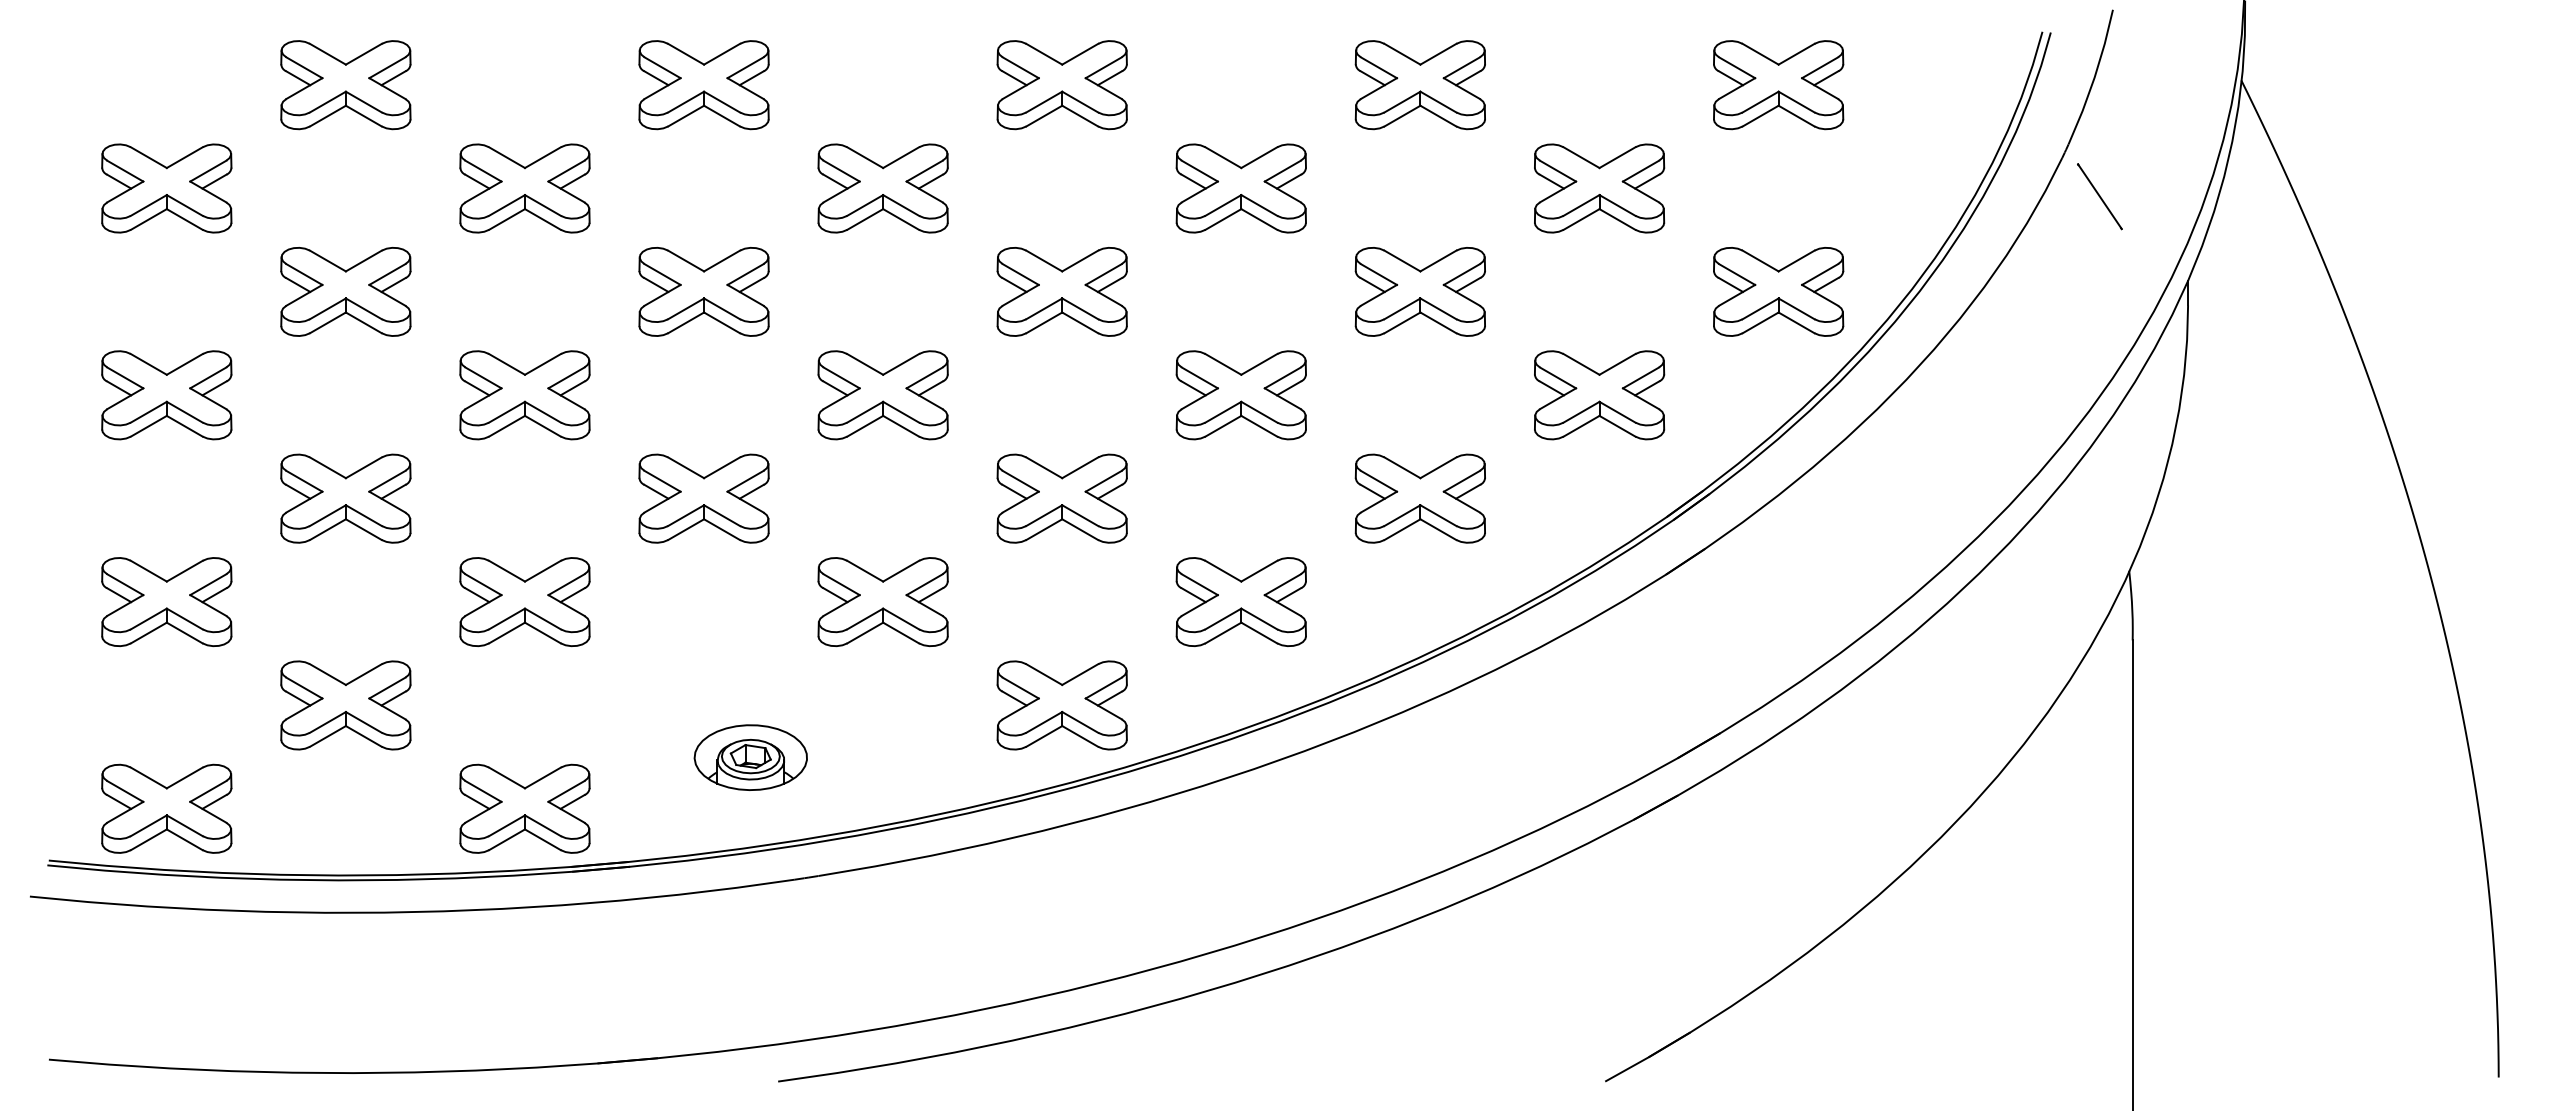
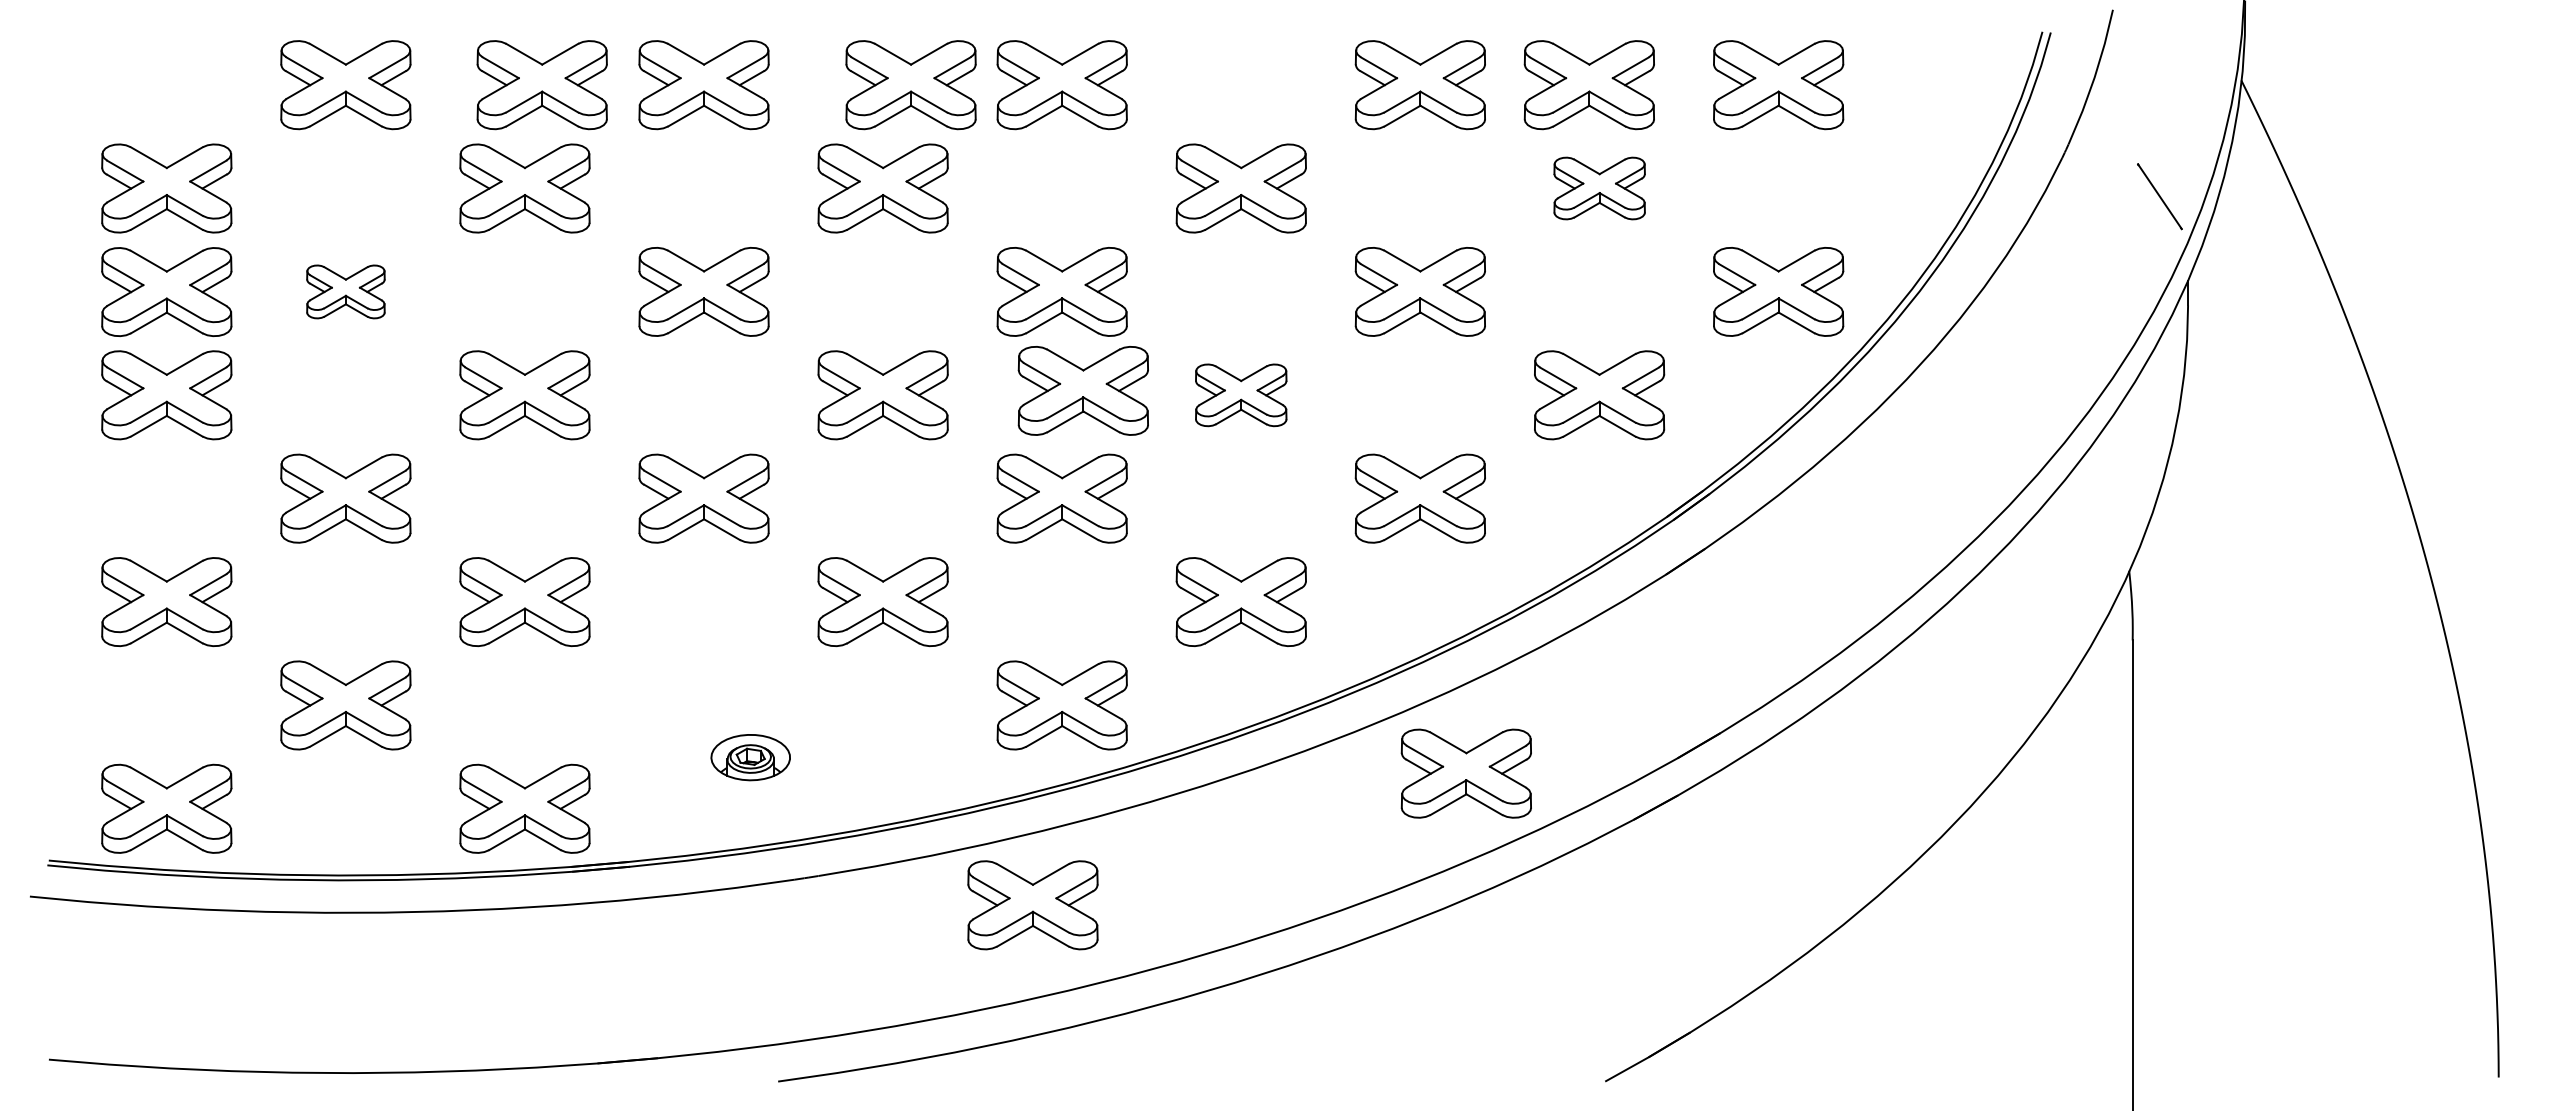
part: none -> present (541, 85)
part: none -> present (910, 85)
part: none -> present (1588, 85)
part size: 132x91 px -> 93x65 px (1599, 188)
line position: (2099, 196) -> (2159, 196) (2159, 196)
part: none -> present (166, 291)
part size: 132x90 px -> 80x56 px (345, 291)
part: none -> present (1082, 390)
part size: 132x91 px -> 93x65 px (1241, 395)
part size: 115x67 px -> 81x48 px (750, 757)
part: none -> present (1465, 773)
part: none -> present (1032, 905)
